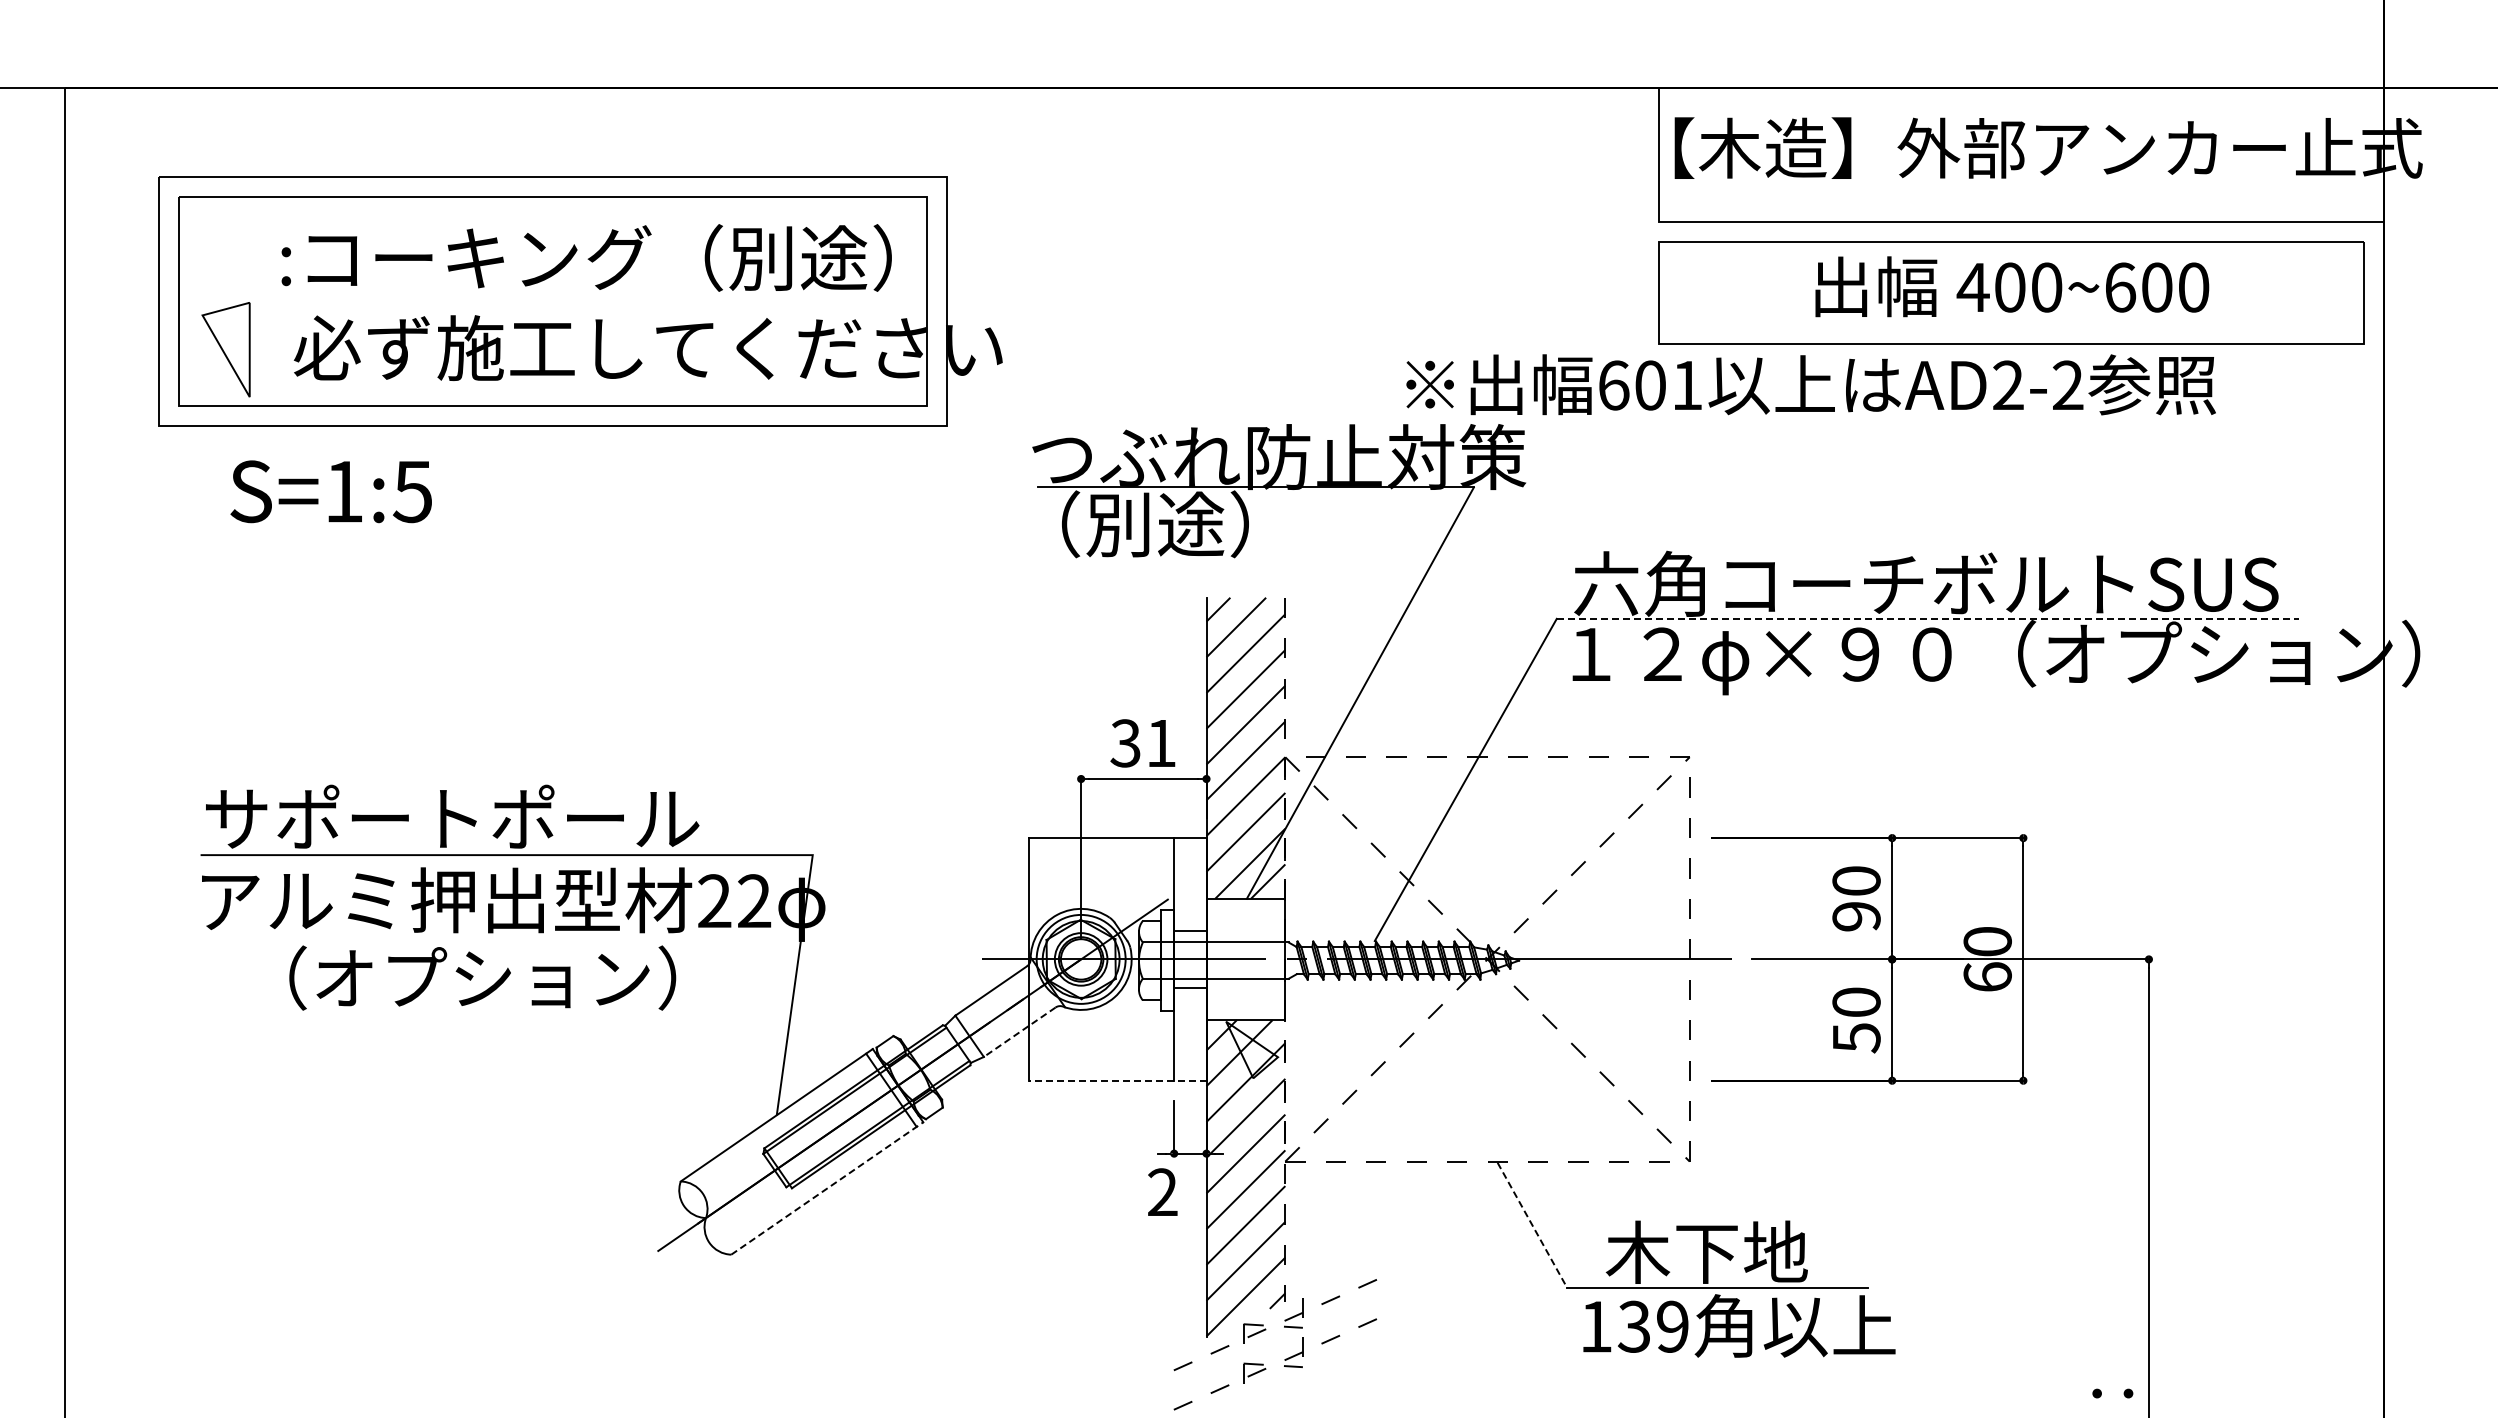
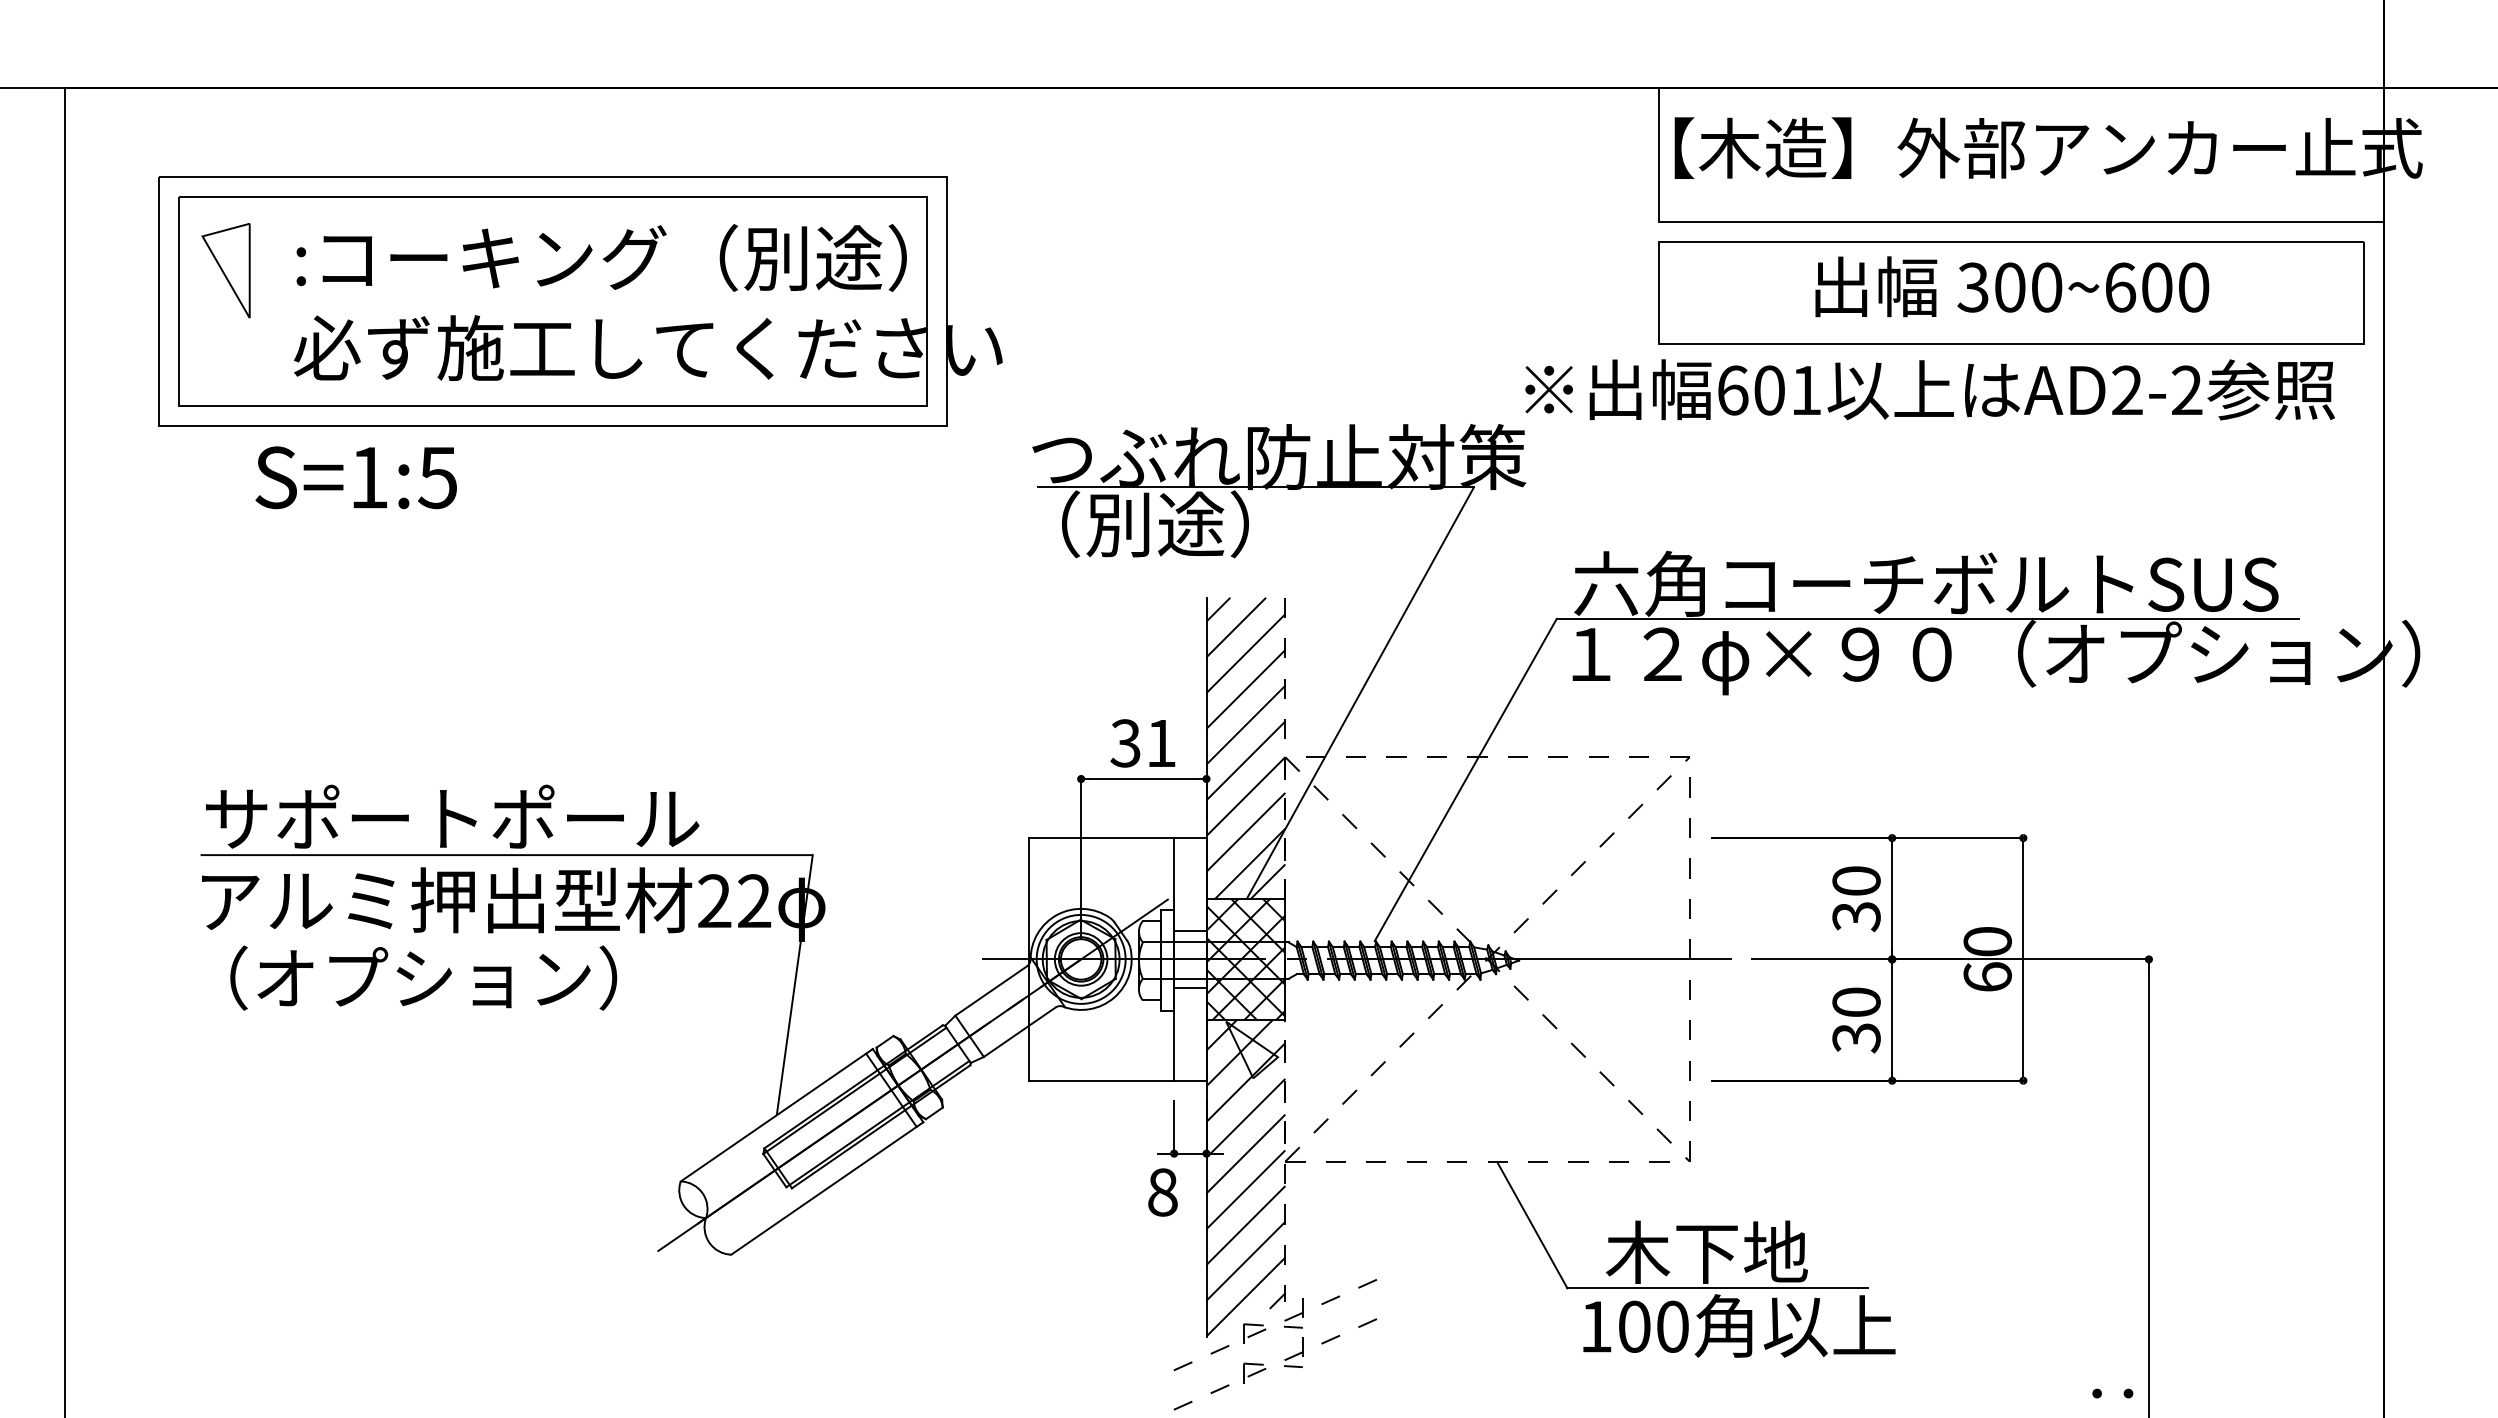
text position: (586, 257) -> (601, 257) (601, 257)
text: 400~600 -> 300~600 (1972, 287)
part position: (225, 349) -> (225, 270) (225, 270)
text position: (1810, 384) -> (1929, 389) (1929, 389)
text position: (330, 491) -> (355, 477) (355, 477)
line: dashed -> solid (1927, 618)
text: 90 -> 30 (1856, 917)
hatch: none -> present (1245, 959)
text position: (482, 977) -> (423, 977) (423, 977)
line: dashed -> solid (1019, 1032)
text: 50 -> 30 (1856, 1038)
line: dashed -> solid (1117, 1080)
line: dashed -> solid (827, 1188)
text: 2 -> 8 (1162, 1192)
line: dashed -> solid (1532, 1225)
text: 139 -> 100 (1653, 1326)
